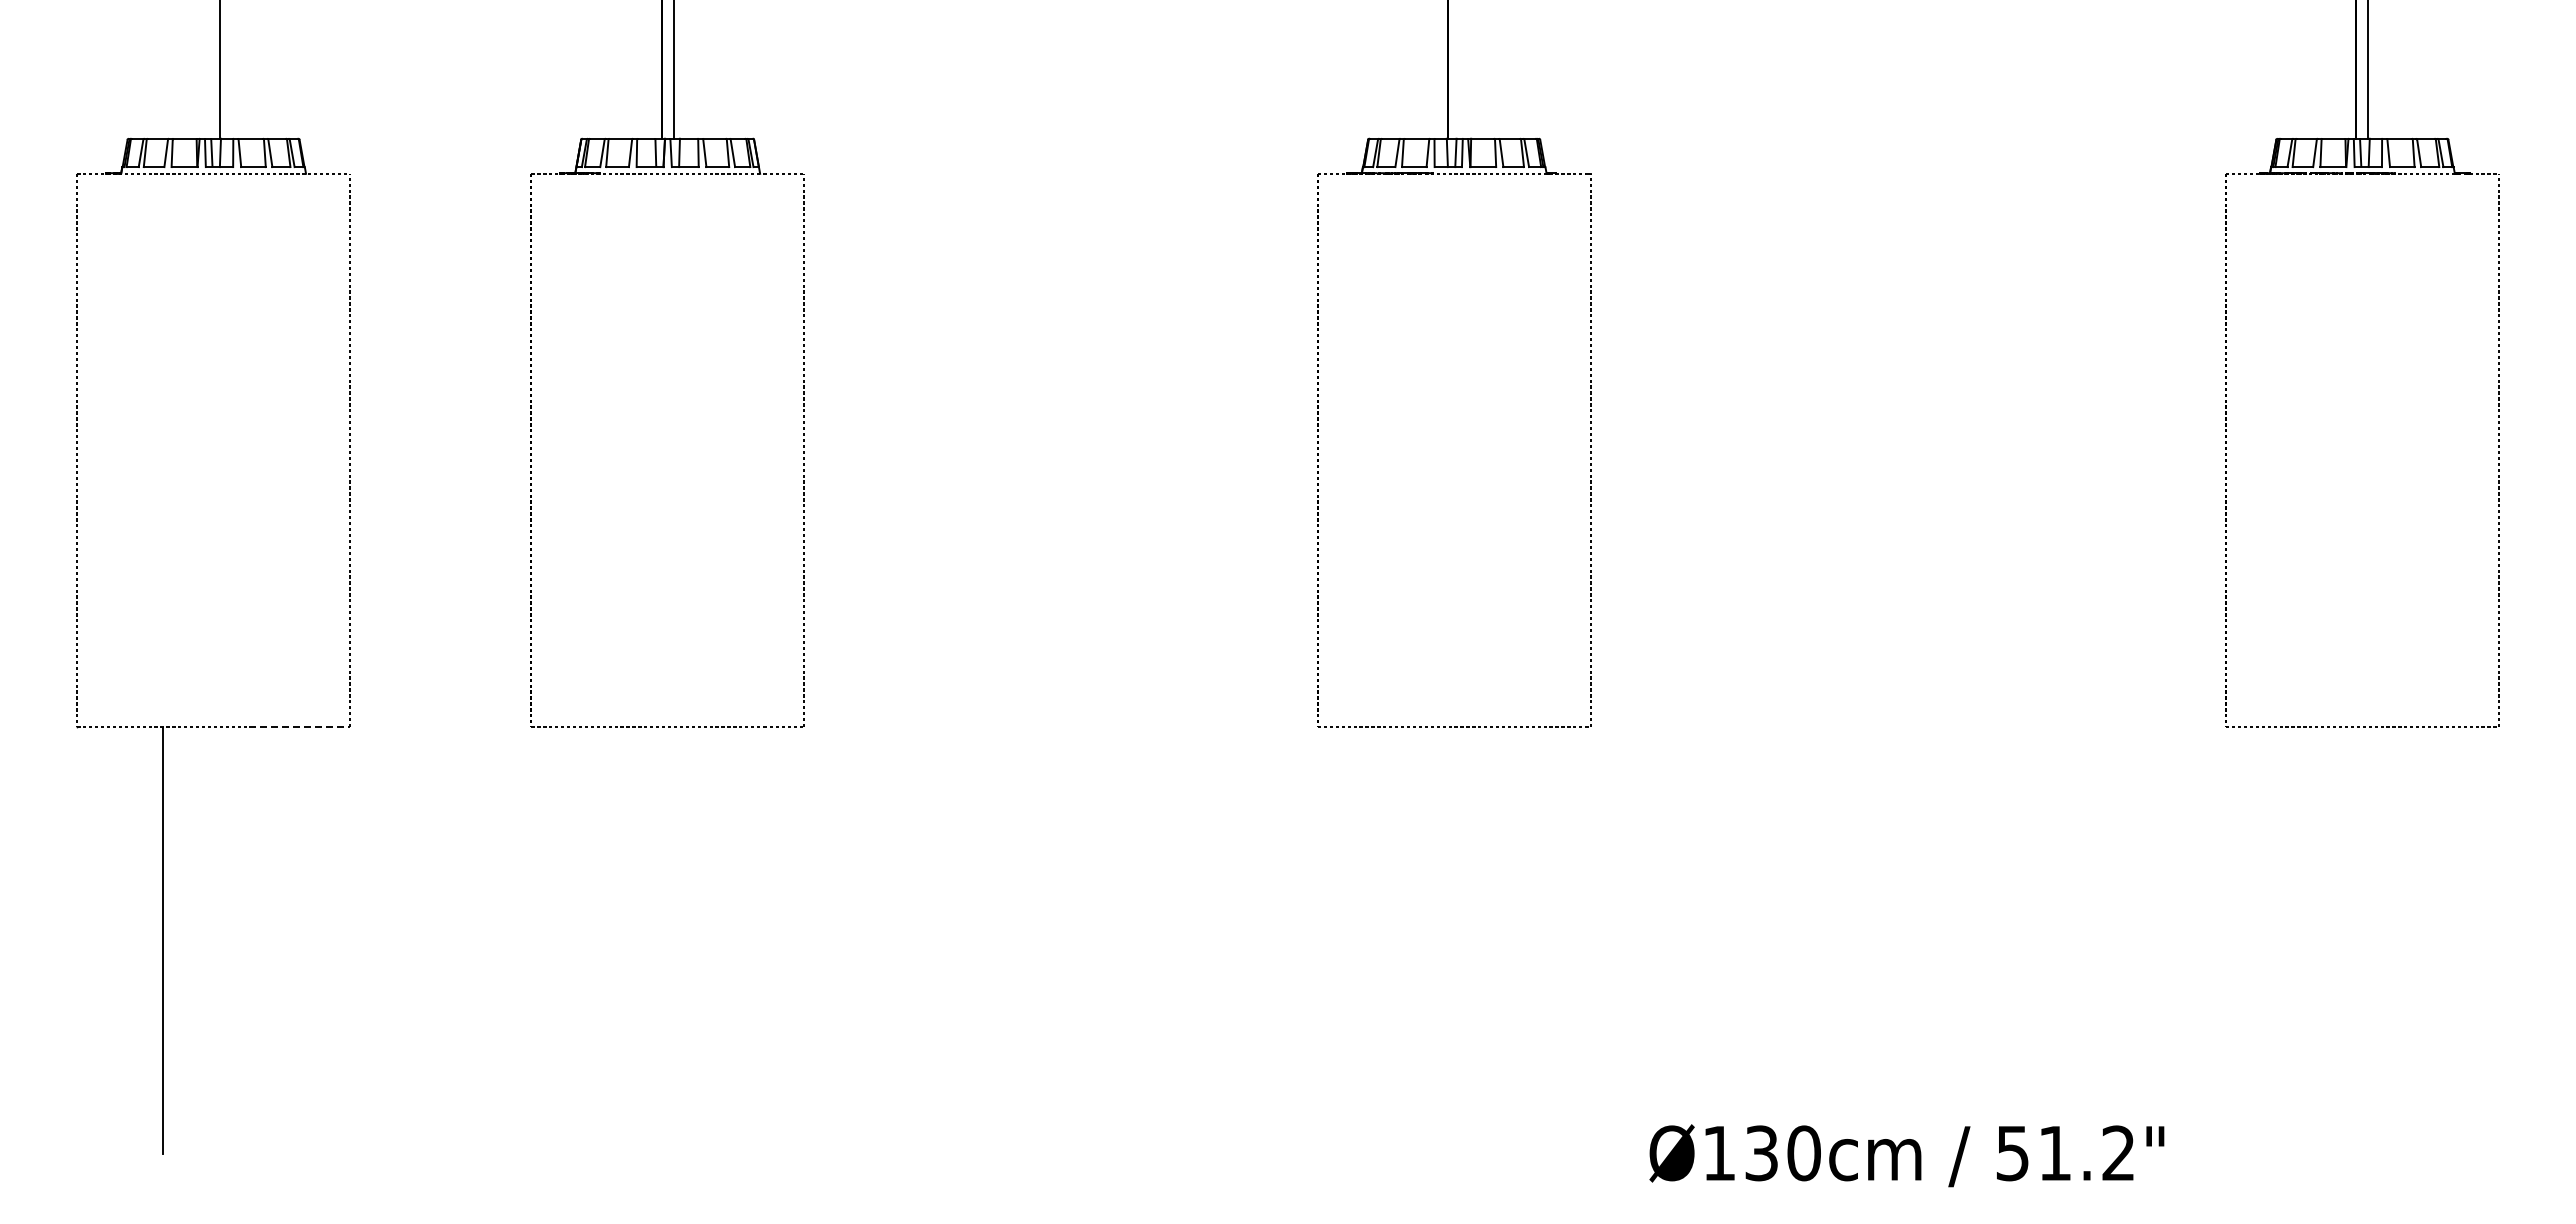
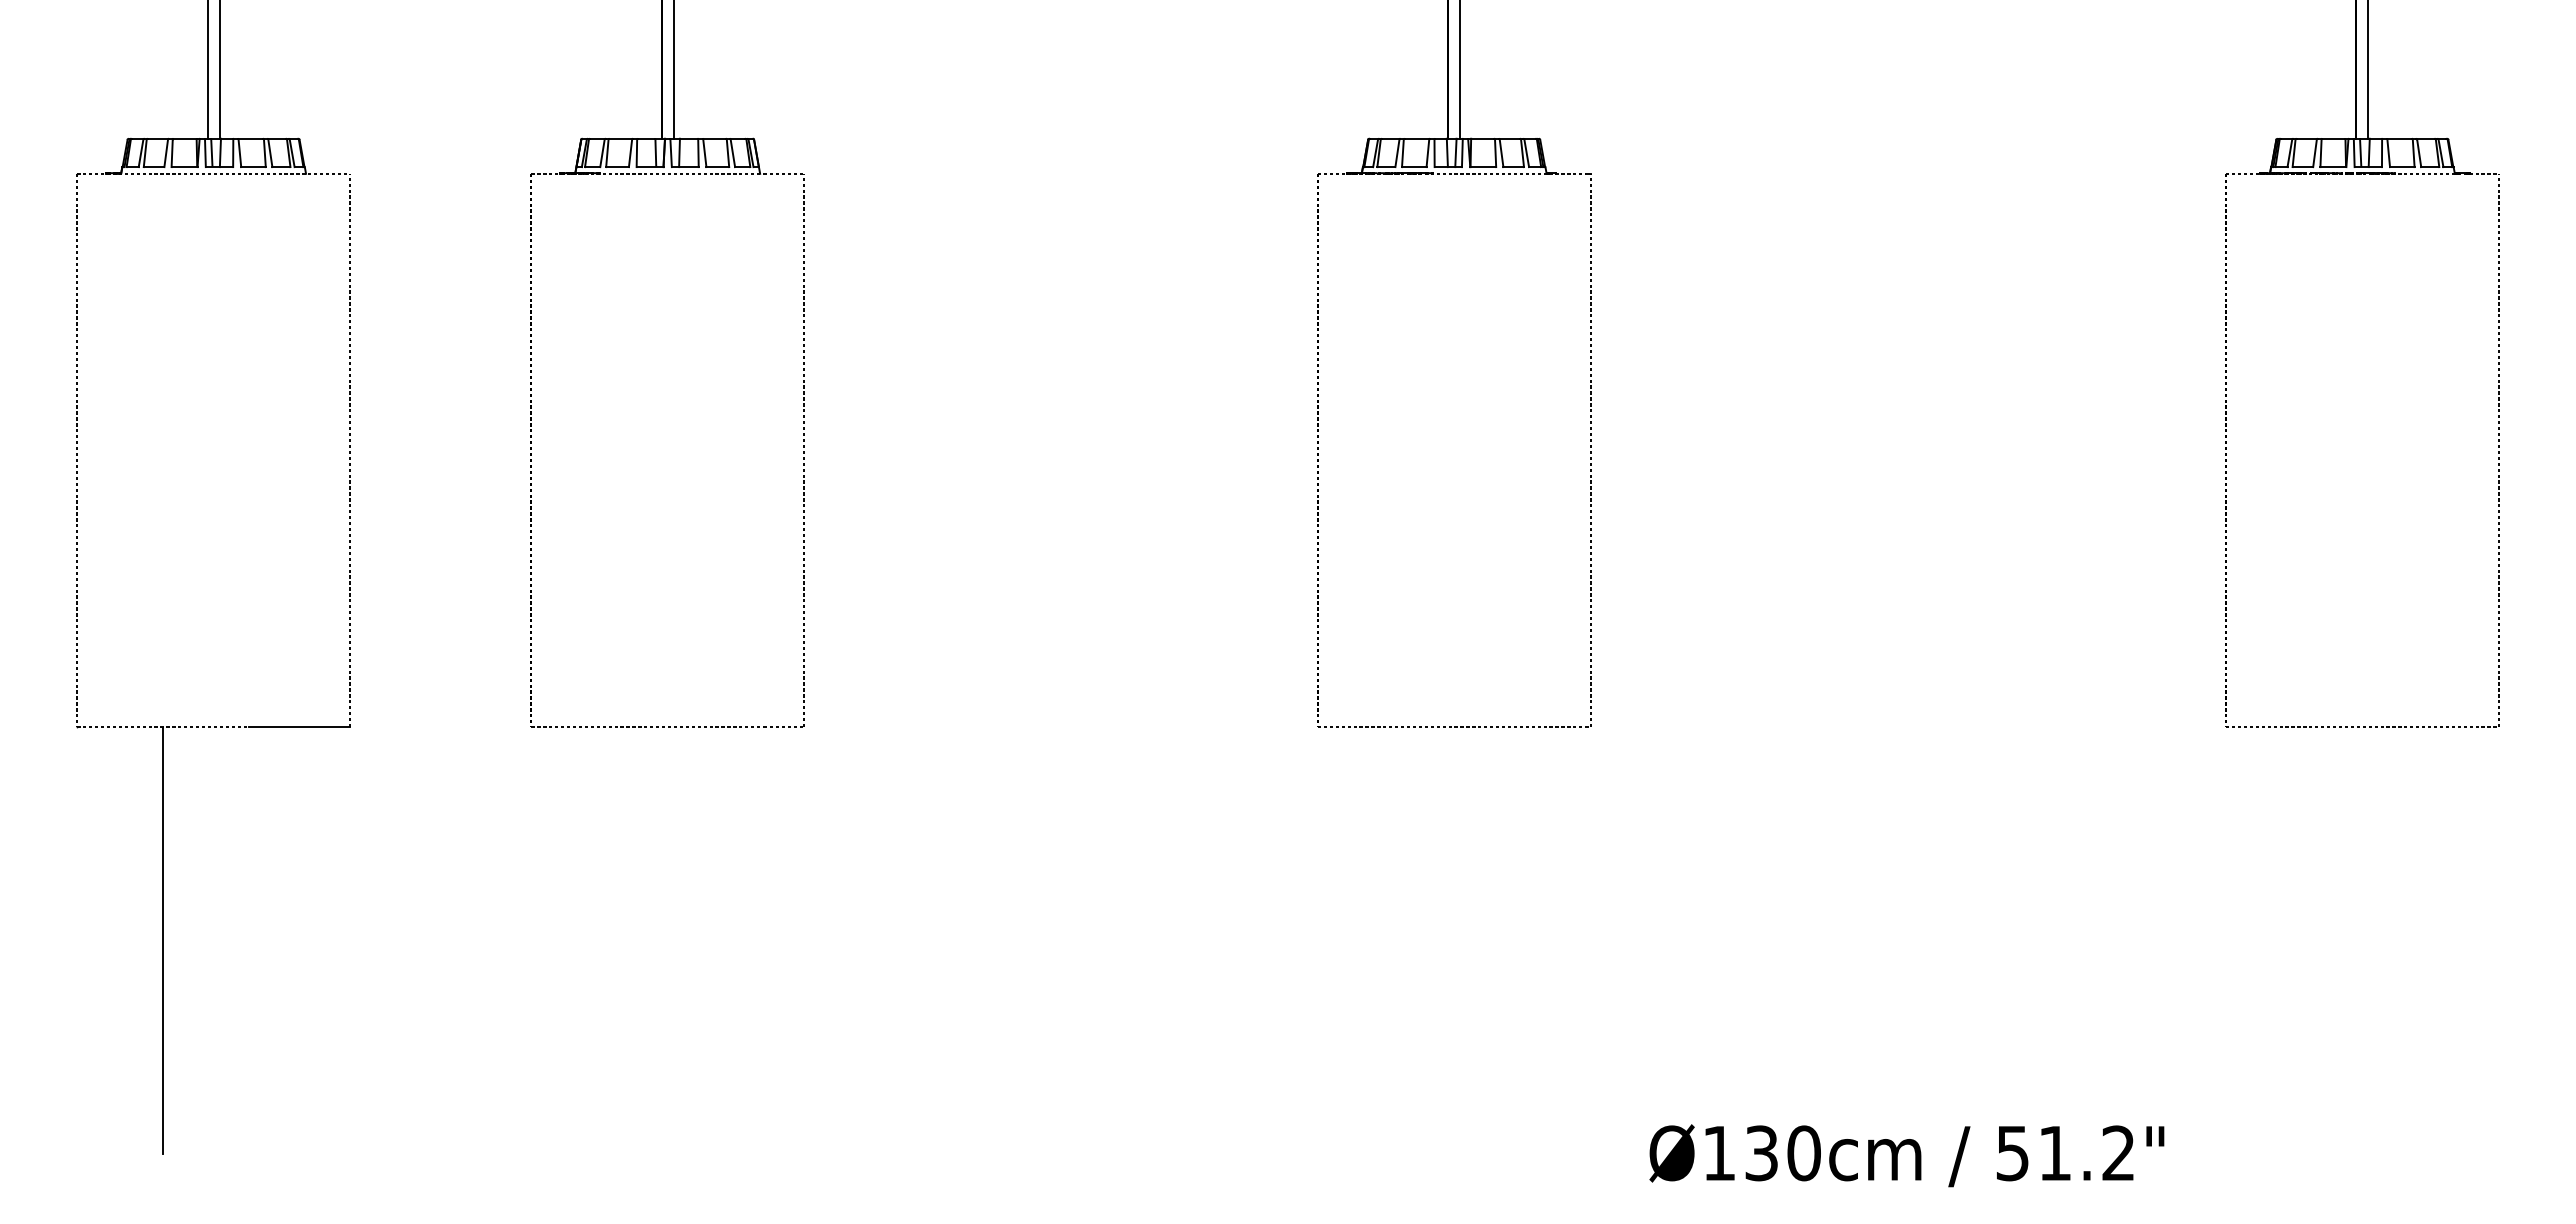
line: none -> present (207, 70)
line: none -> present (1460, 70)
line: dashed -> solid (299, 727)
